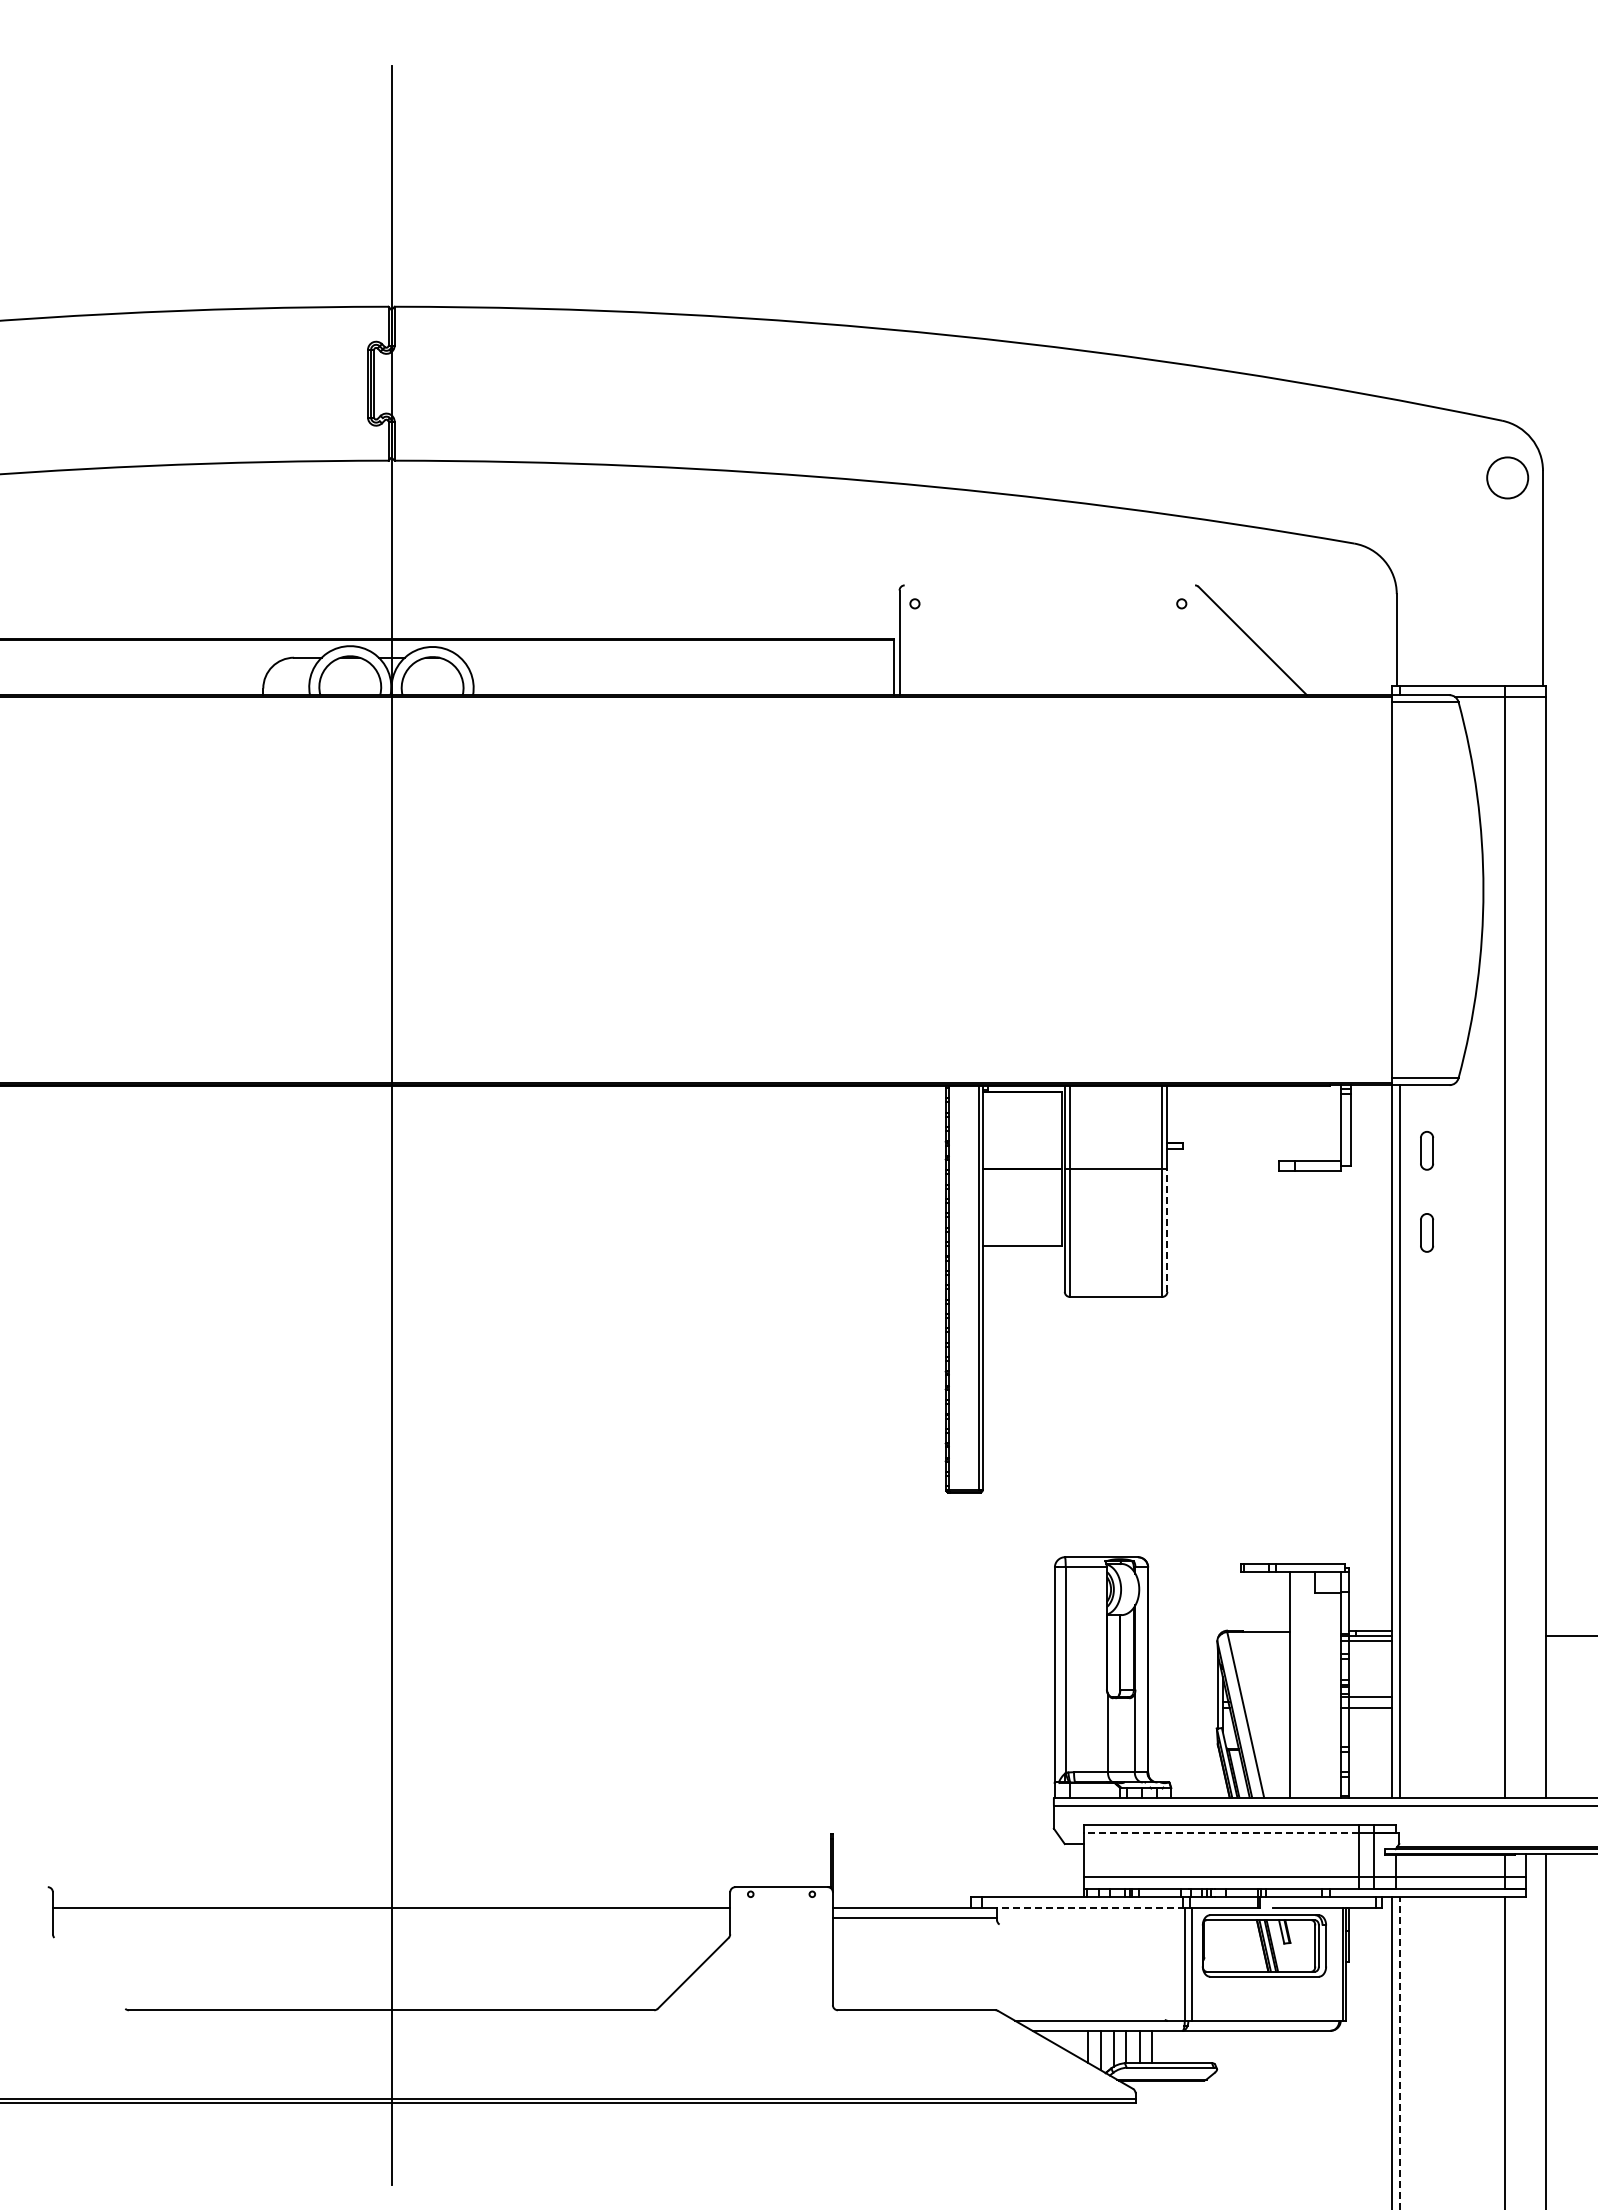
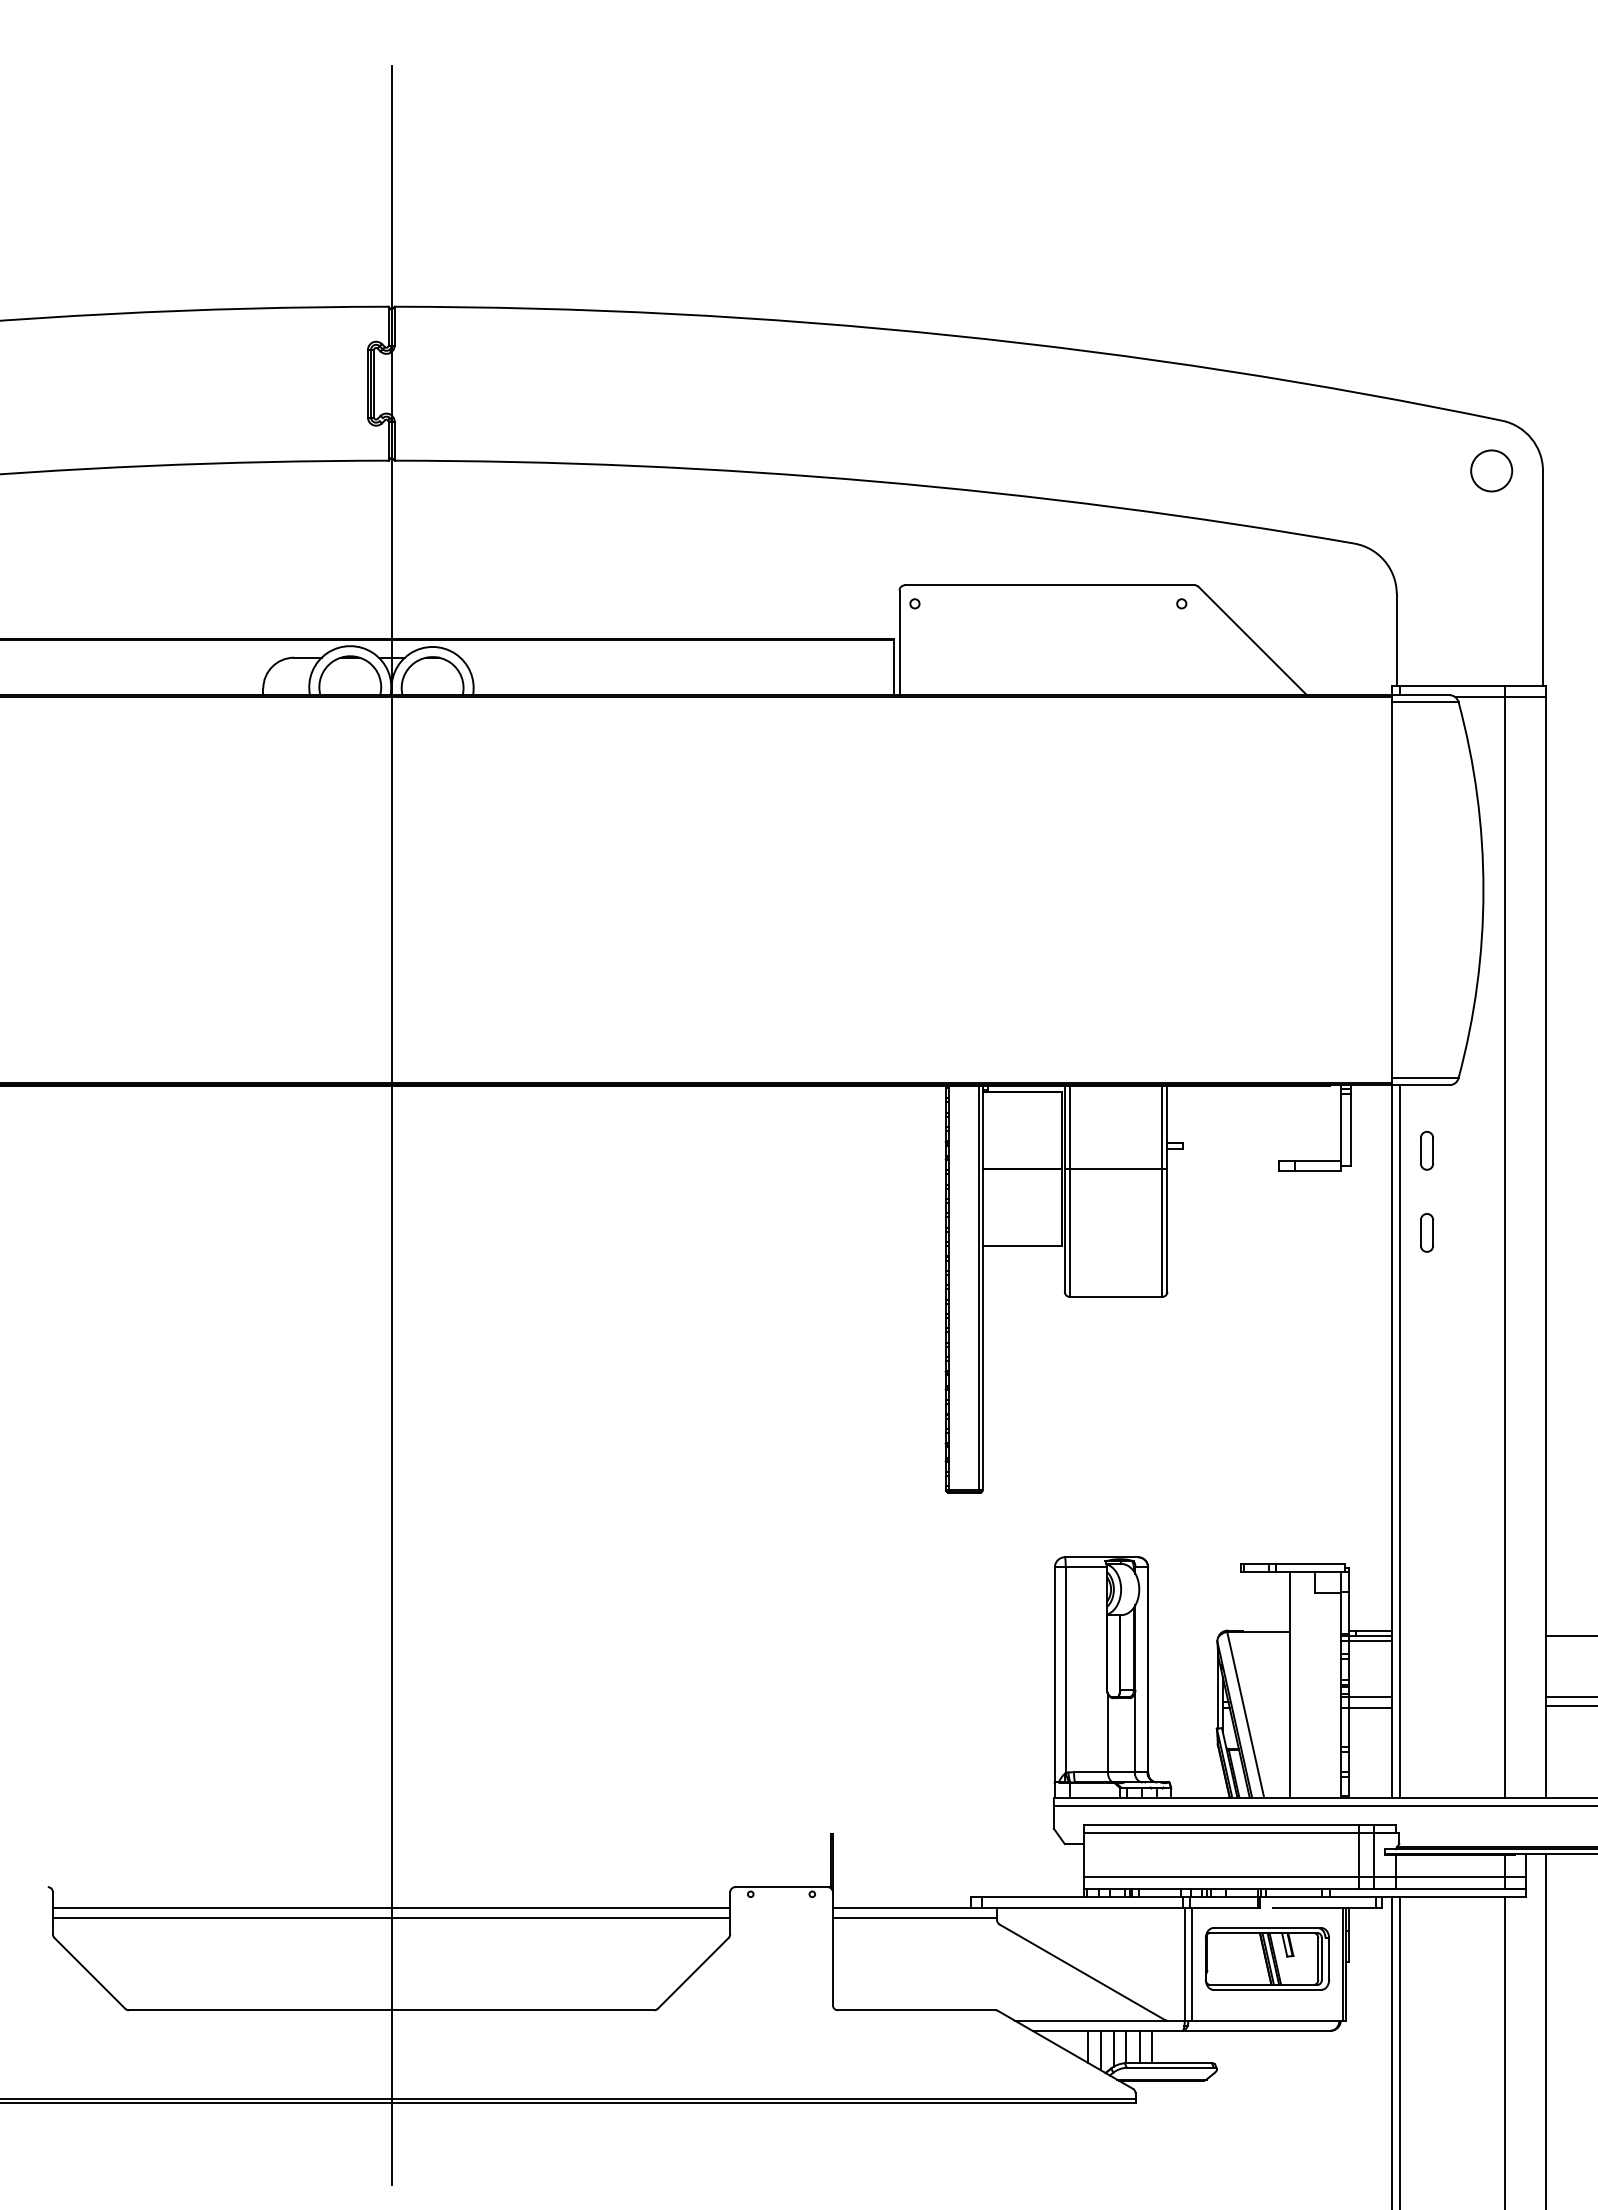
circle position: (1507, 477) -> (1491, 470) (1491, 470)
line: none -> present (1049, 585)
line: dashed -> solid (1167, 1230)
line: none -> present (1570, 1697)
line: none -> present (1570, 1705)
line: dashed -> solid (1221, 1832)
line: dashed -> solid (1090, 1907)
line: none -> present (391, 1917)
part position: (1263, 1945) -> (1266, 1958) (1266, 1958)
line: none -> present (1081, 1971)
line: none -> present (89, 1972)
line: dashed -> solid (1400, 2053)
